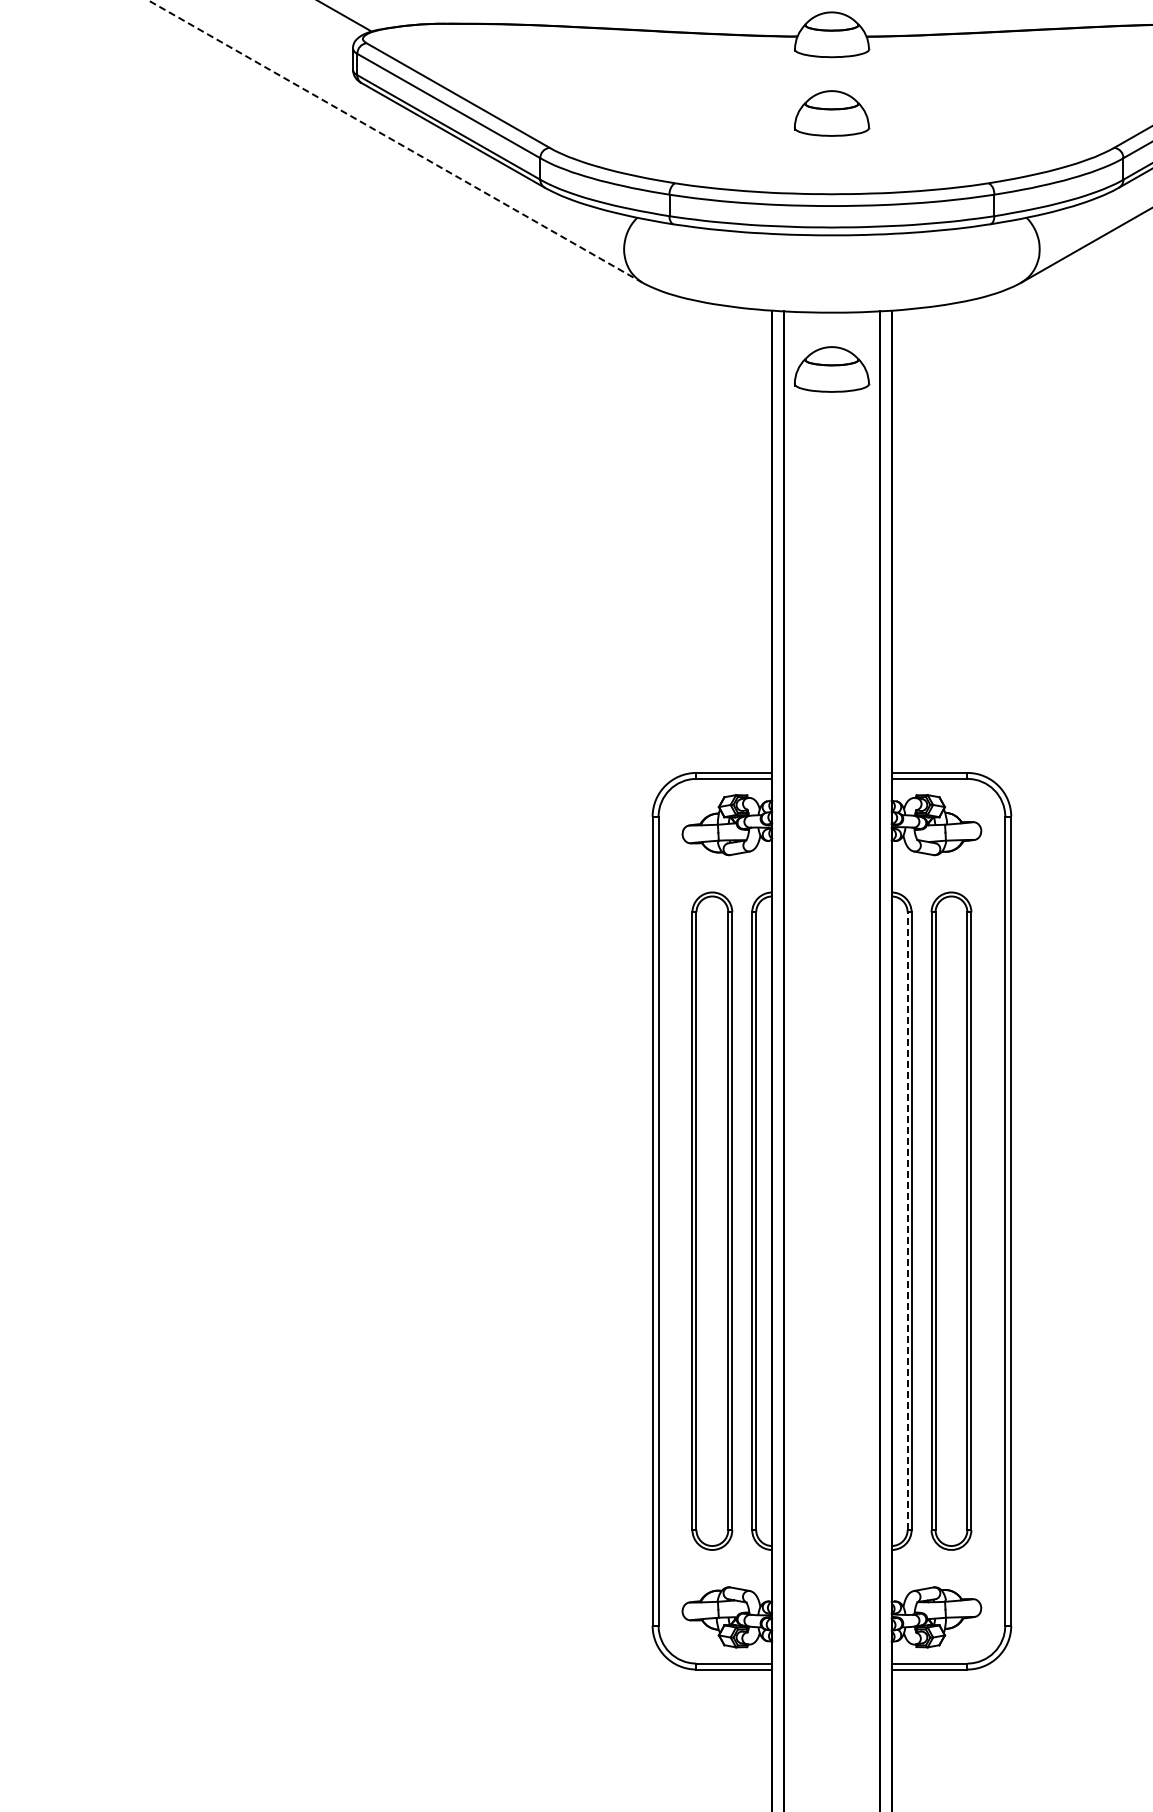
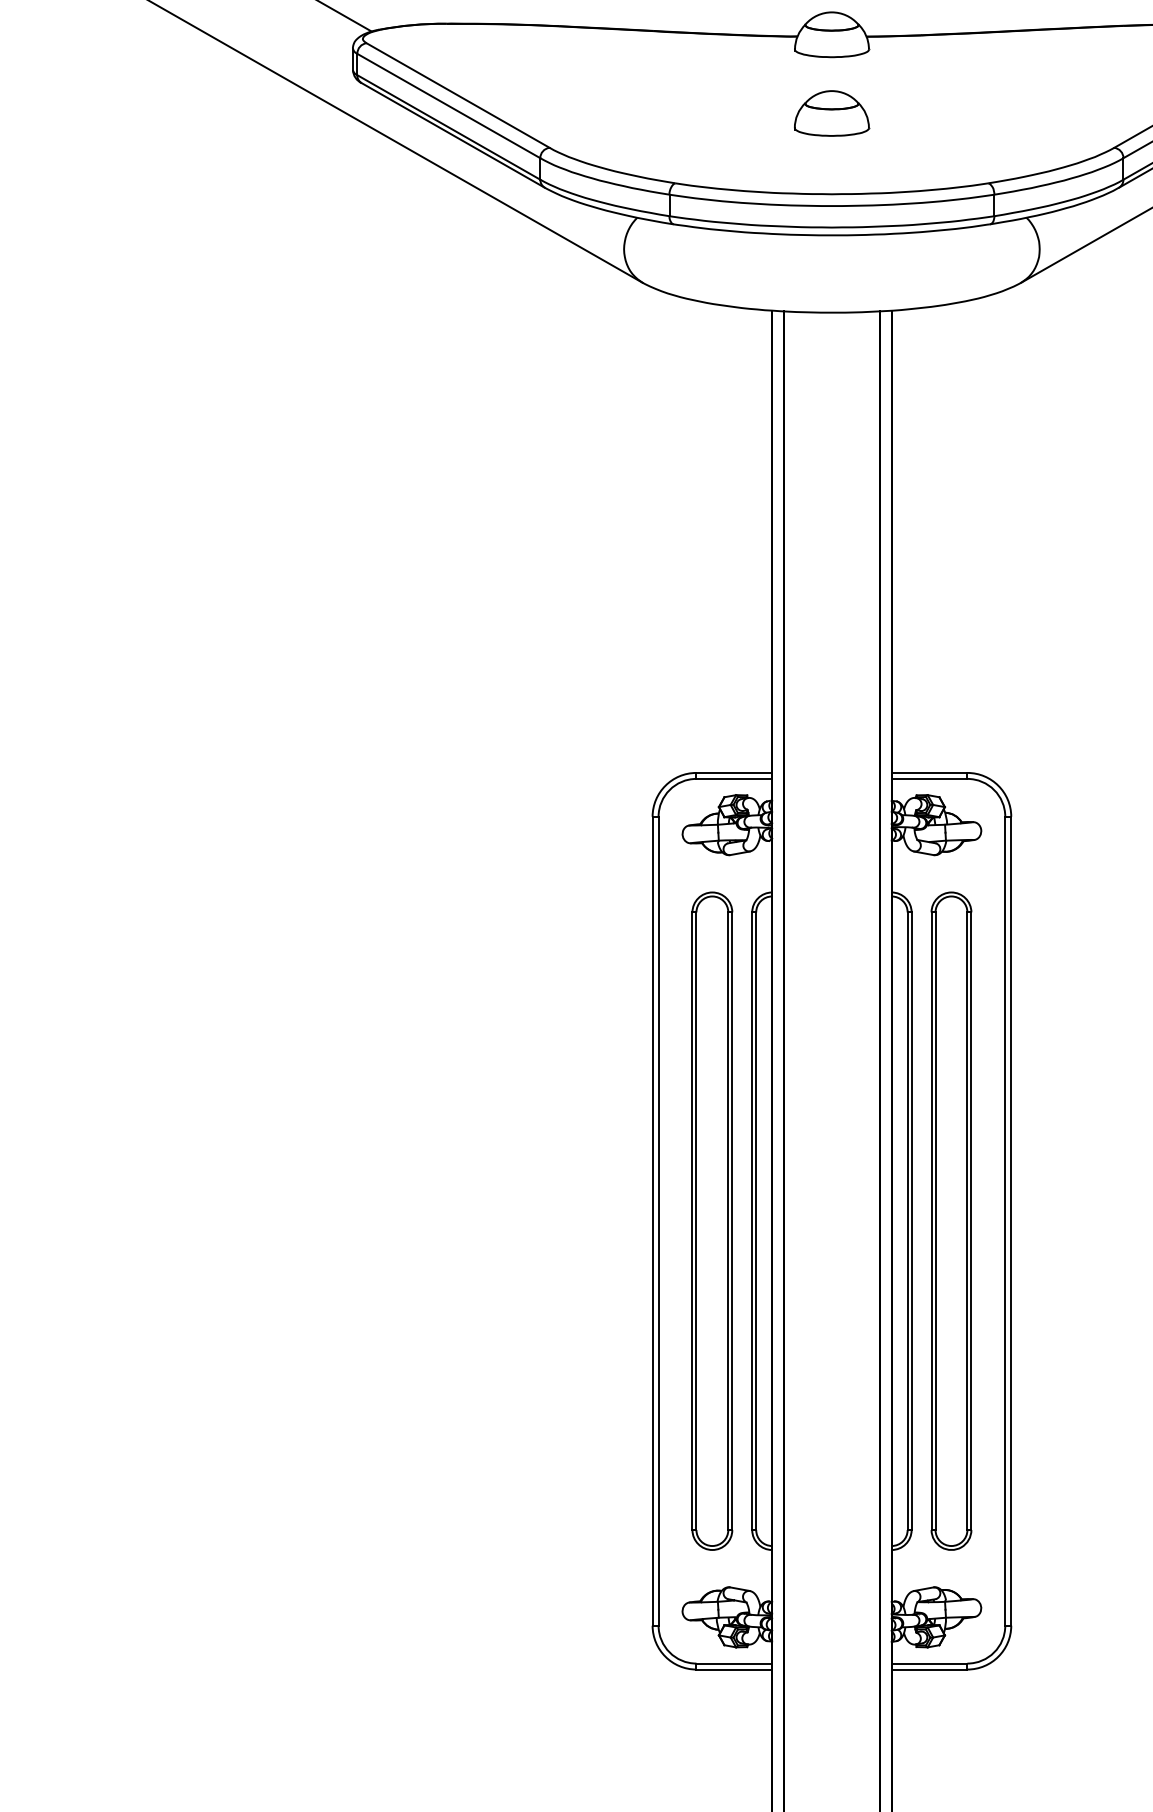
line: dashed -> solid (395, 141)
part: present -> none (832, 369)
line: dashed -> solid (907, 1221)
